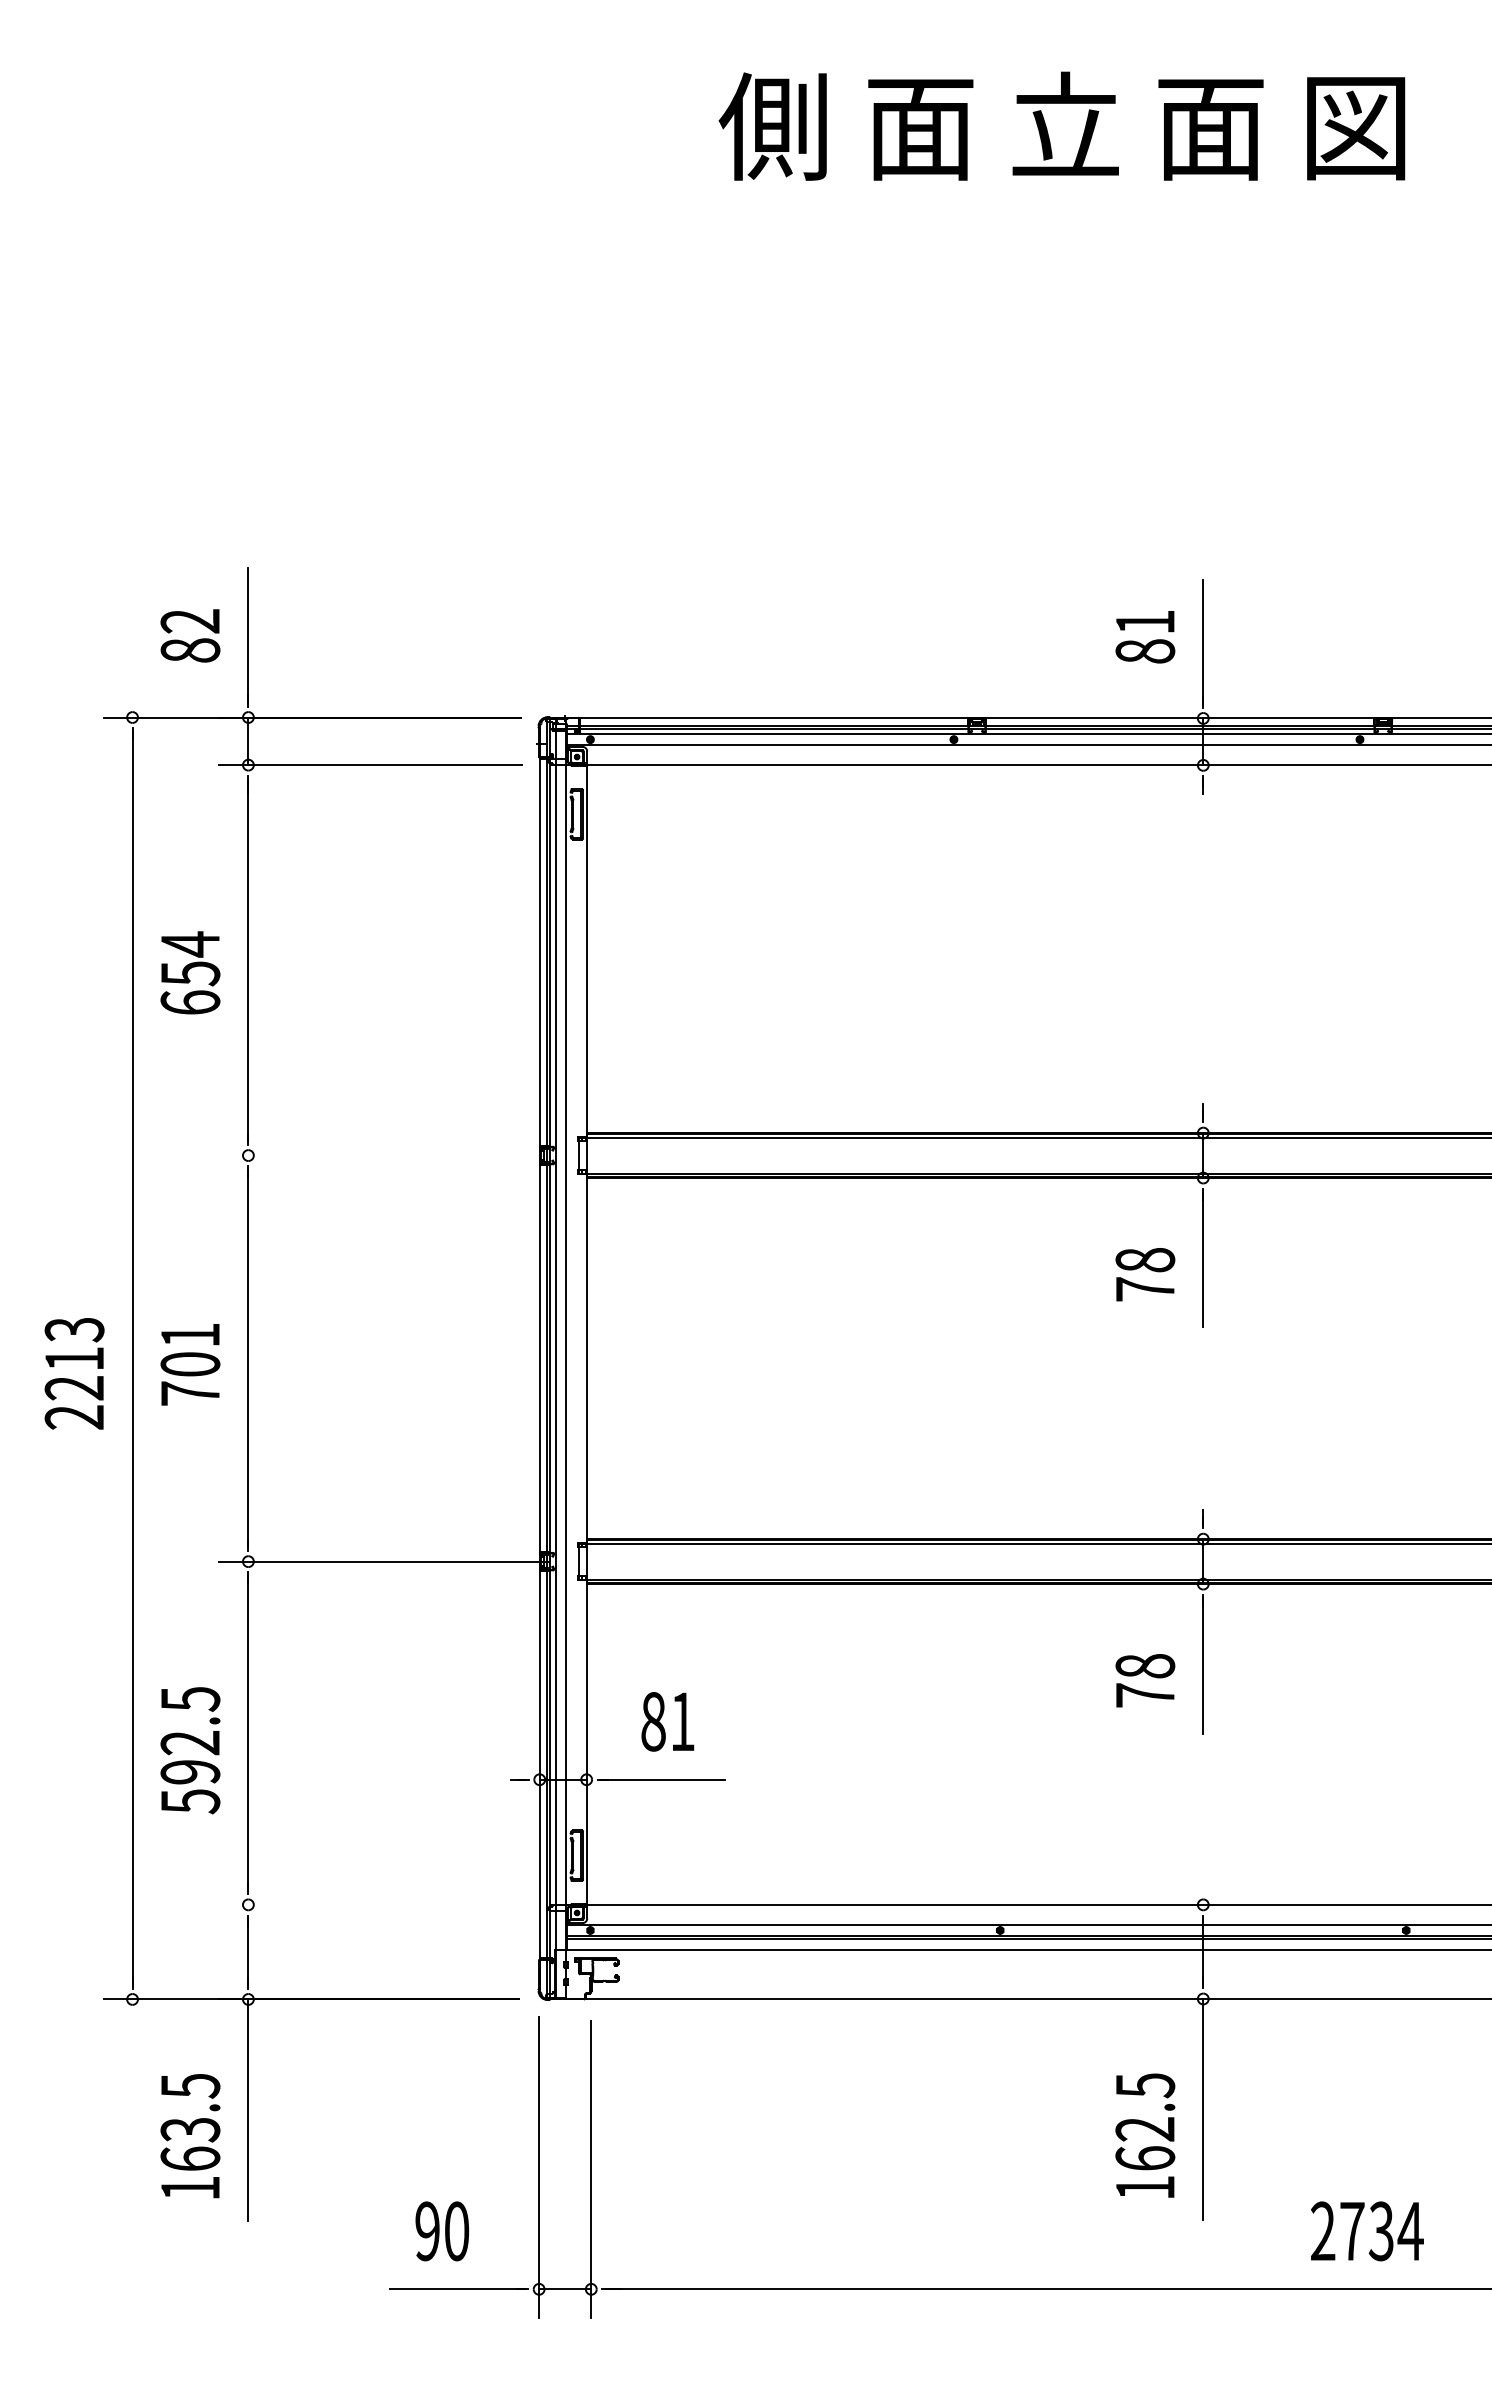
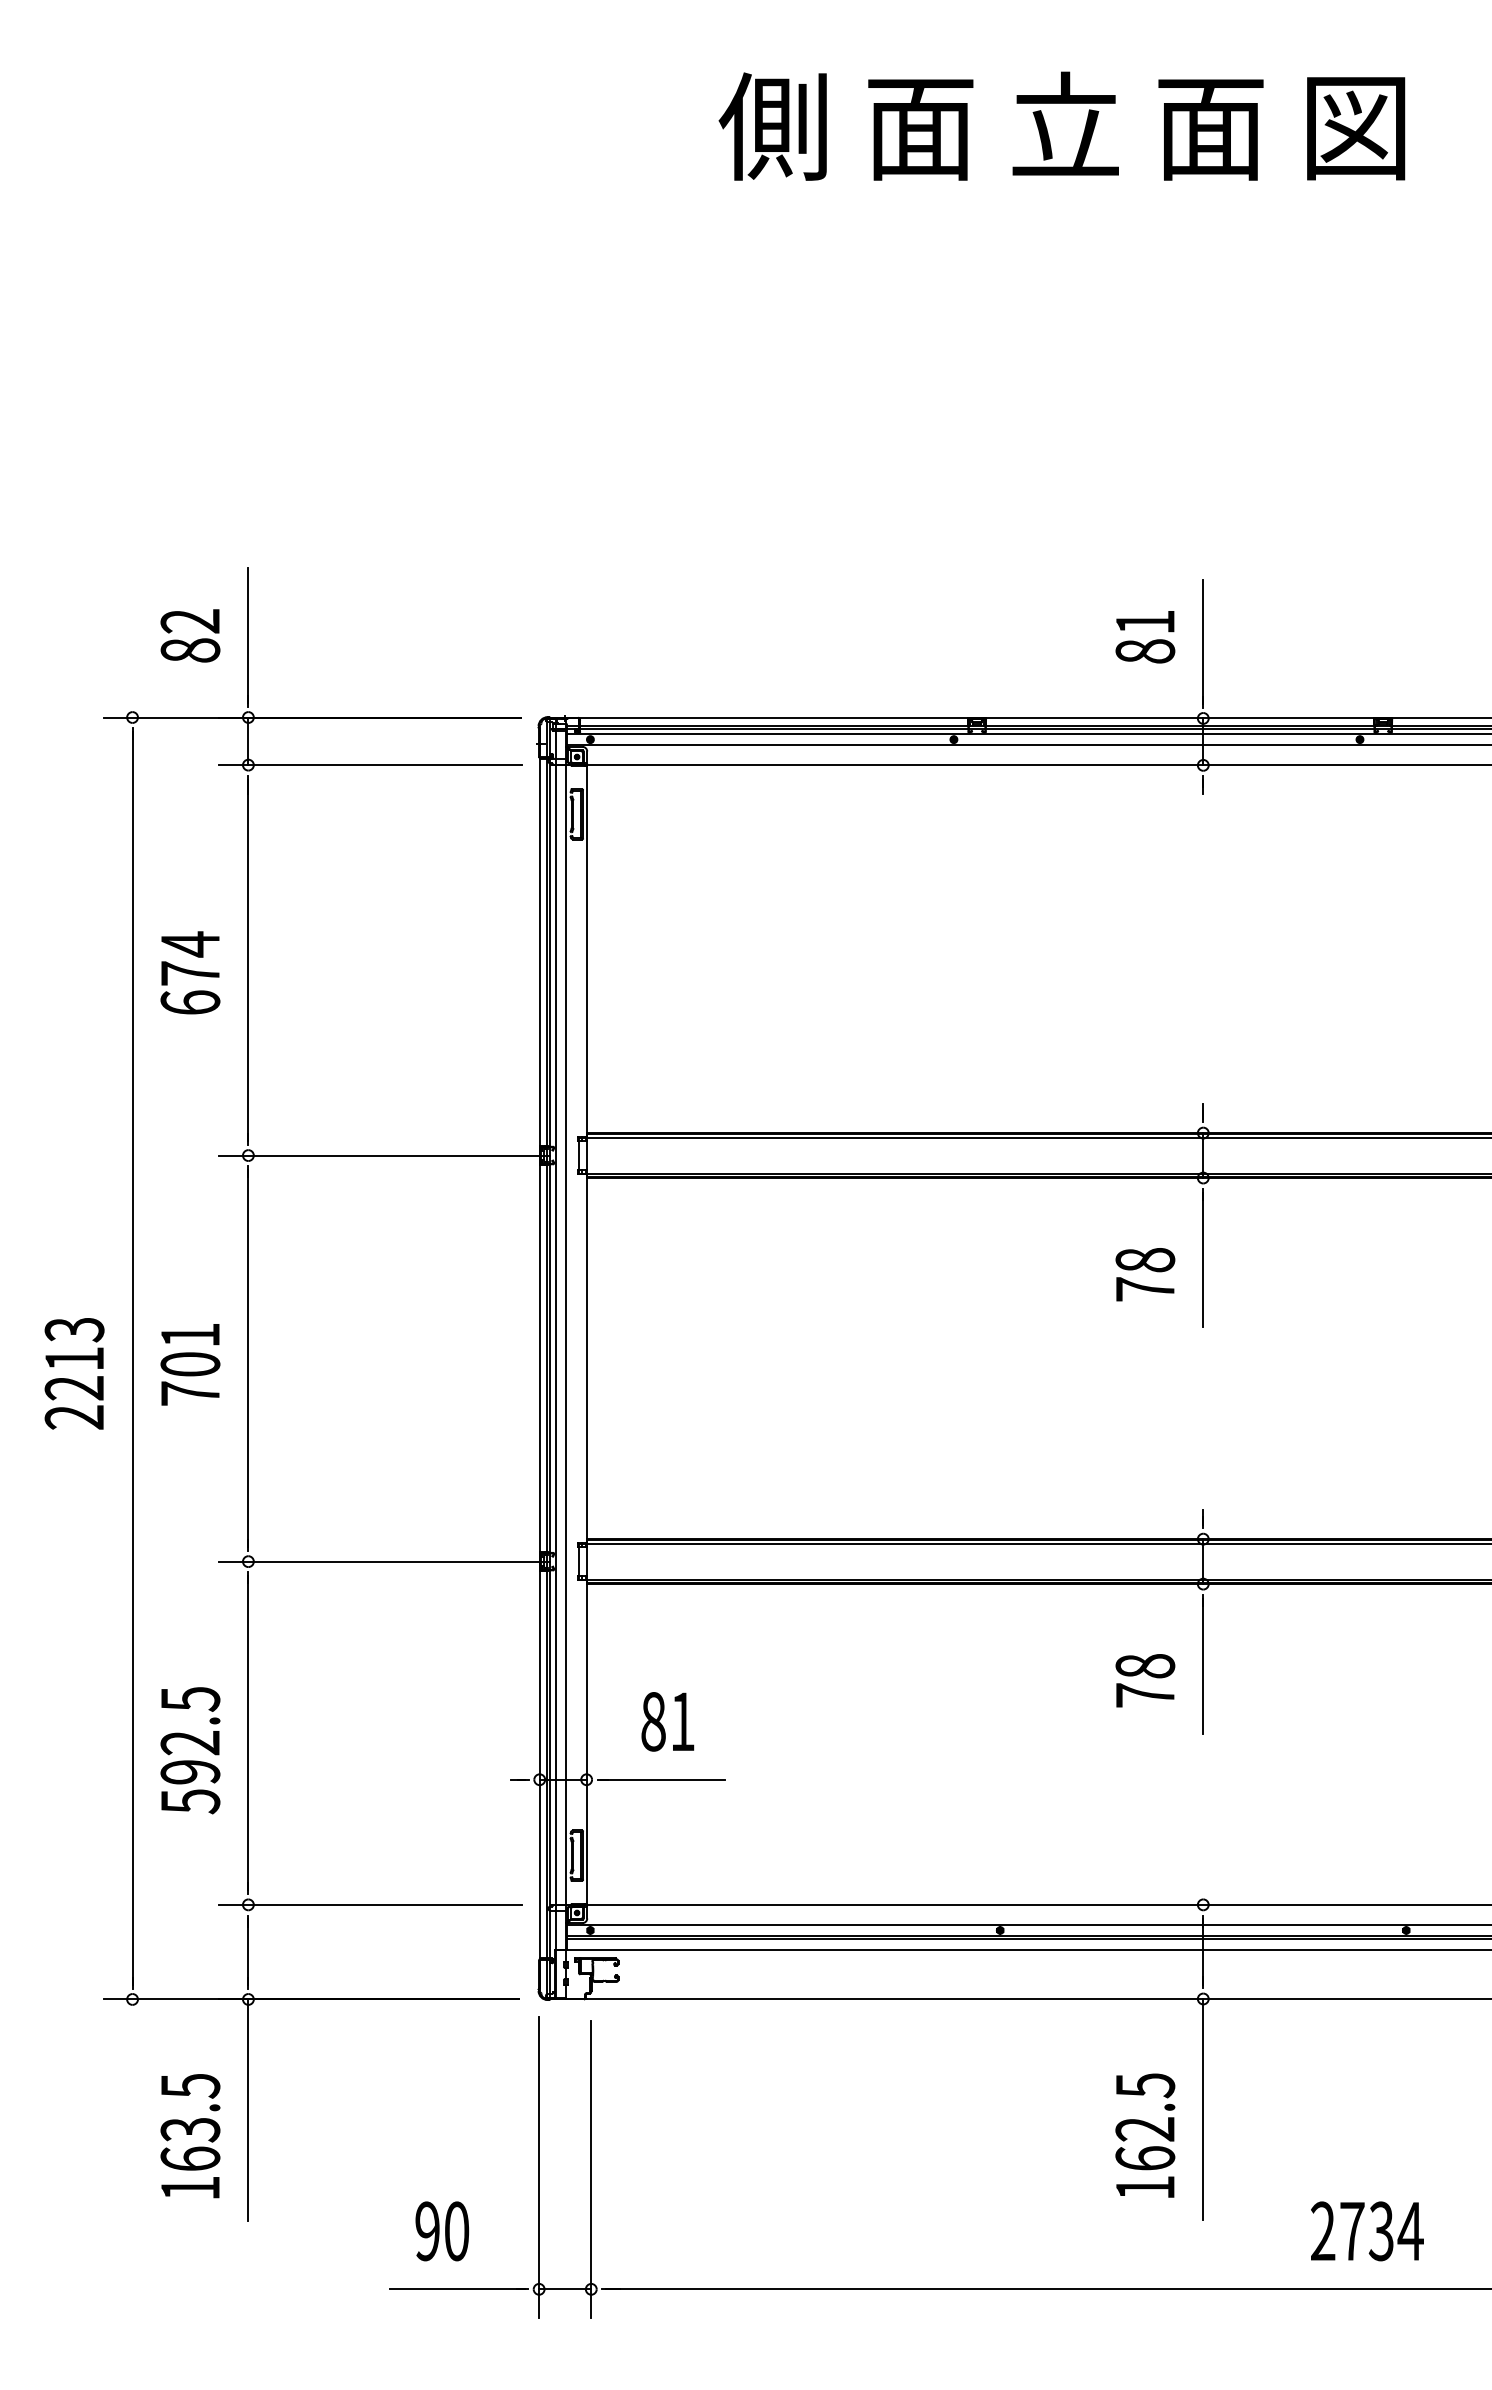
text: 654 -> 674 (190, 973)
line: none -> present (384, 1155)
line: none -> present (370, 1904)
